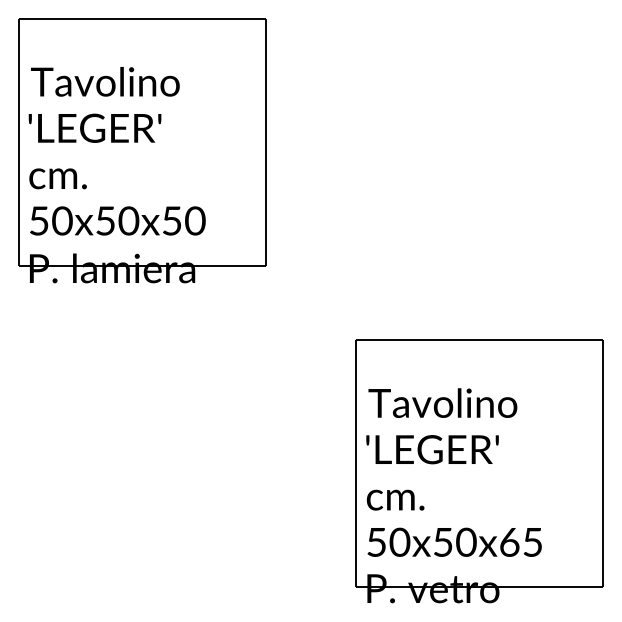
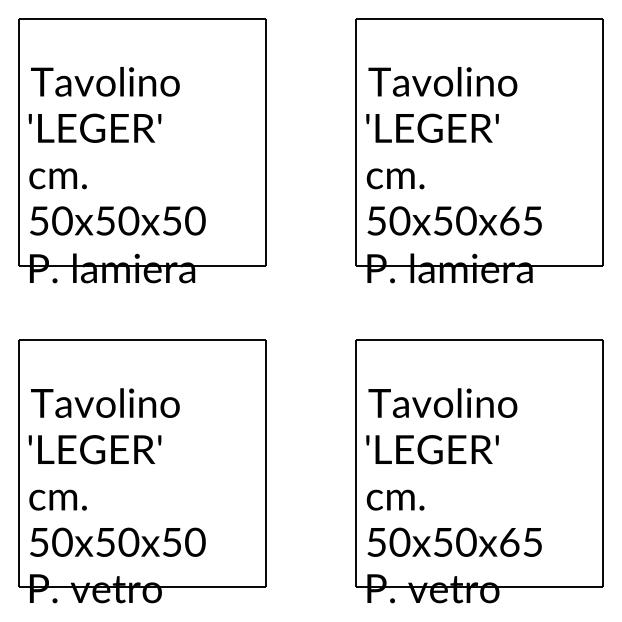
part: none -> present (479, 150)
part: none -> present (142, 471)
